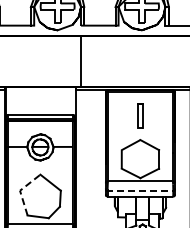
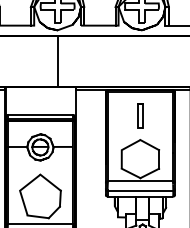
line position: (80, 60) -> (57, 60) (57, 60)
line: dashed -> solid (20, 190)
line: dashed -> solid (139, 191)
